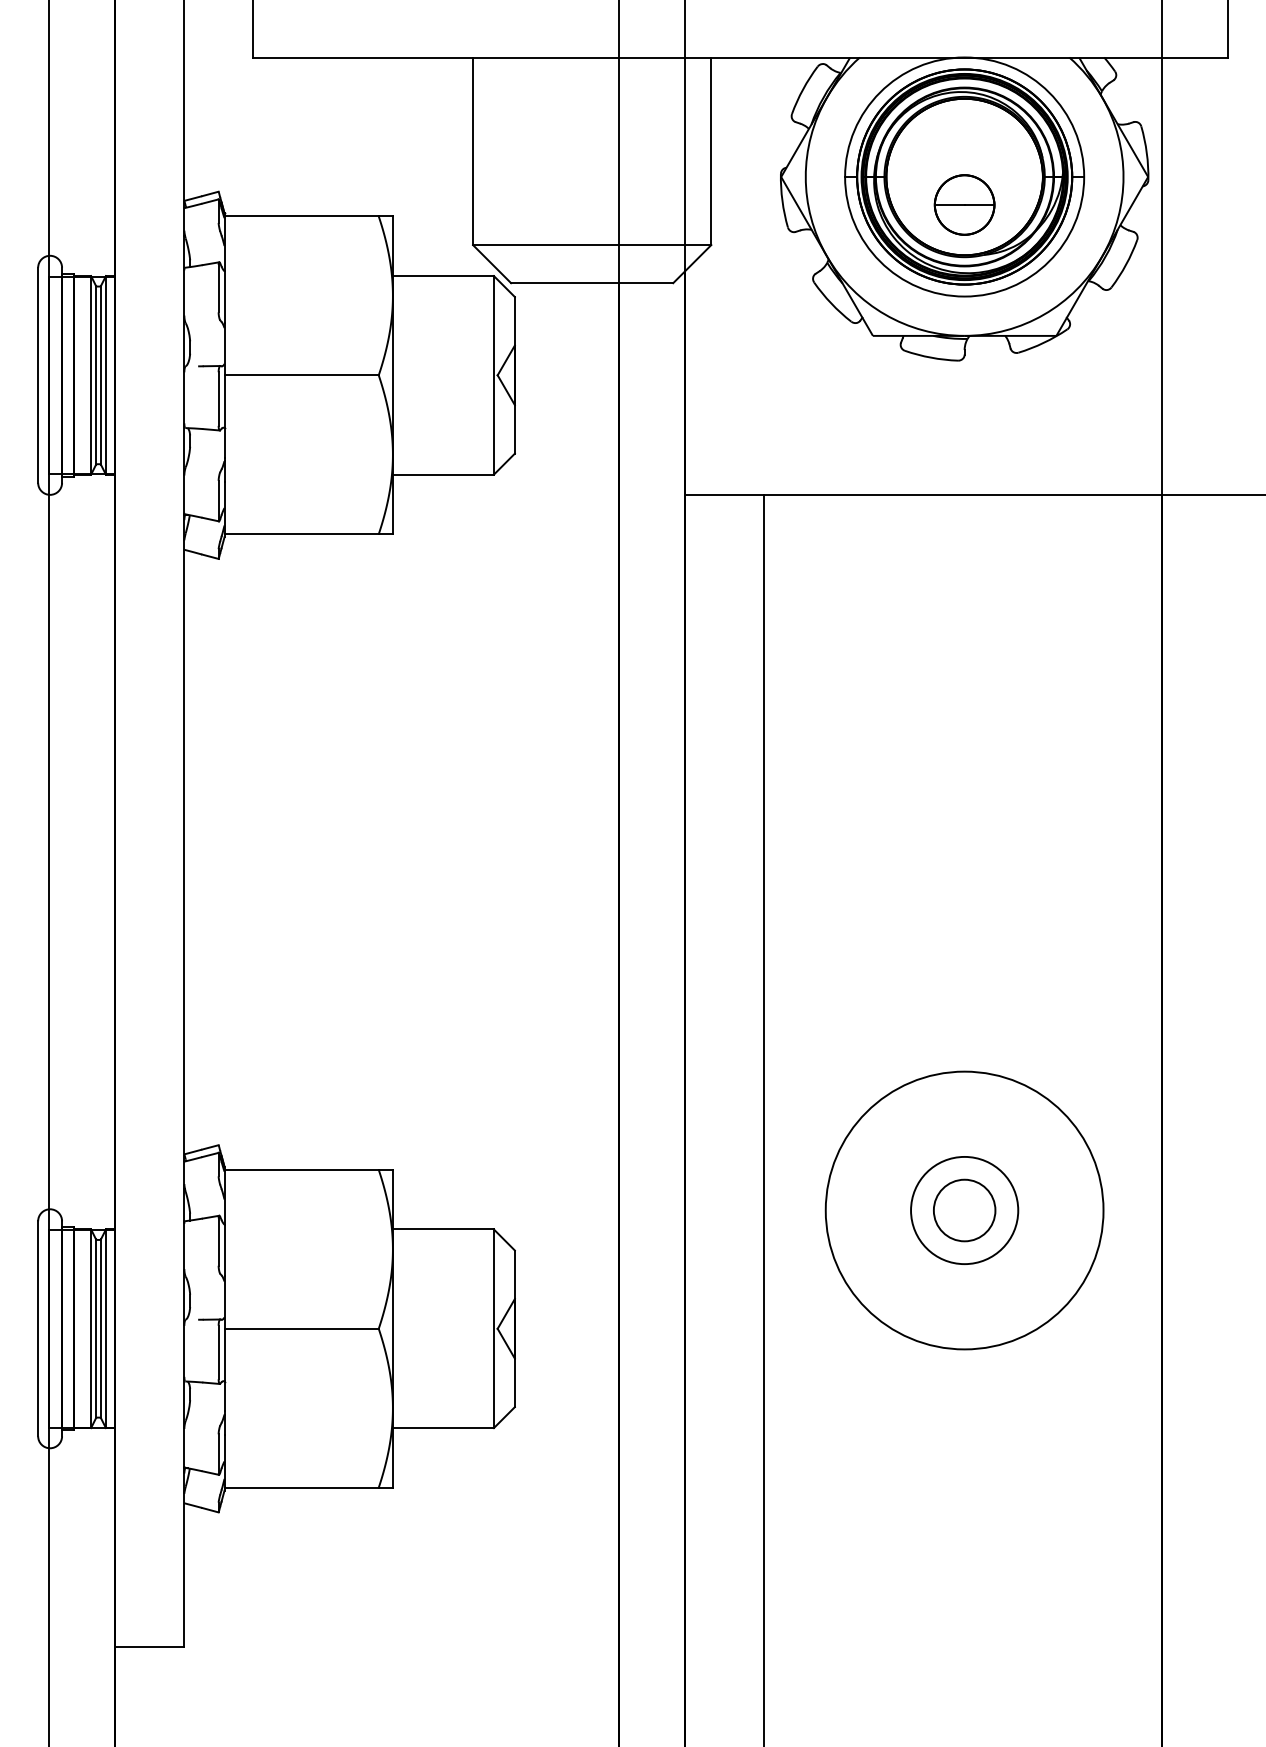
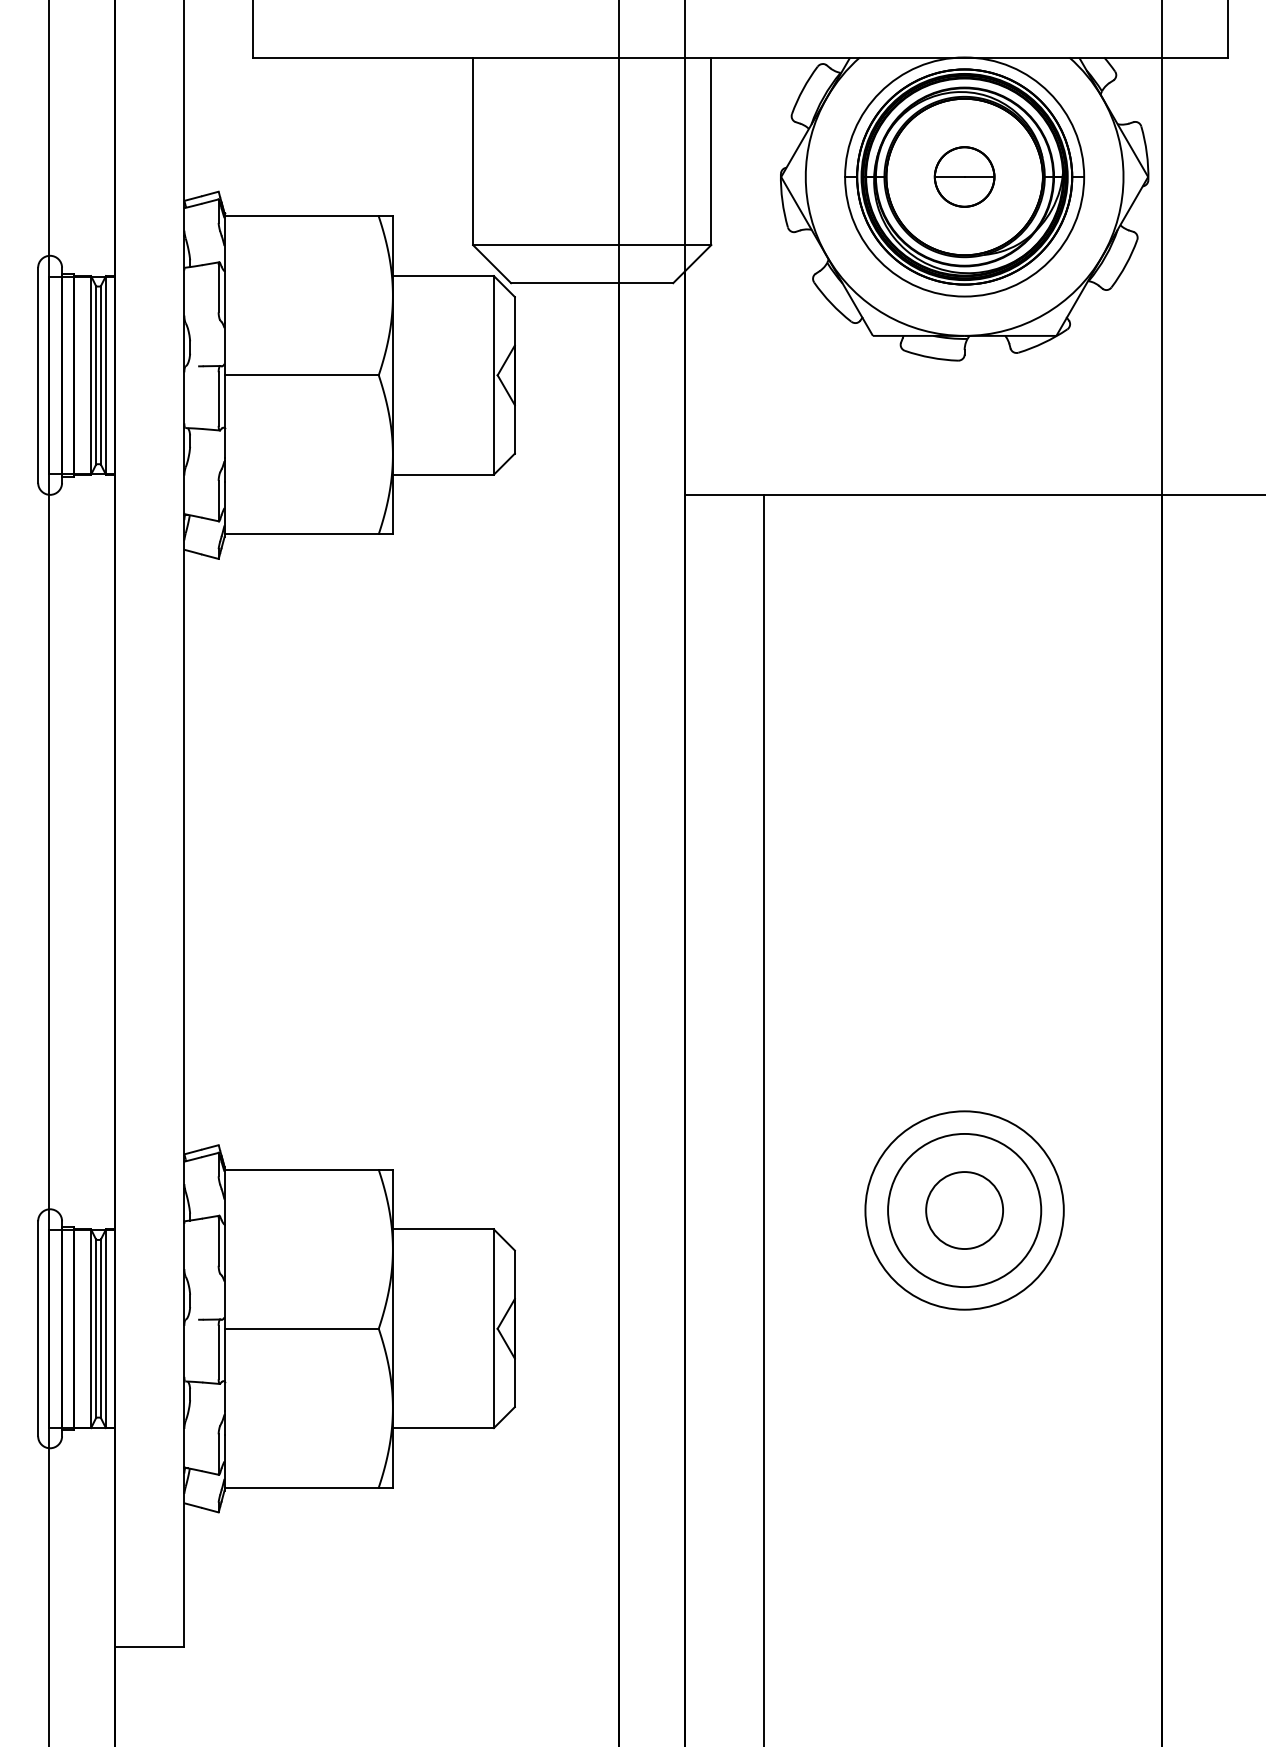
part position: (964, 204) -> (964, 176) (964, 176)
circle diameter: 107 px -> 153 px (964, 1210)
circle diameter: 278 px -> 198 px (964, 1210)
circle diameter: 62 px -> 77 px (964, 1210)
